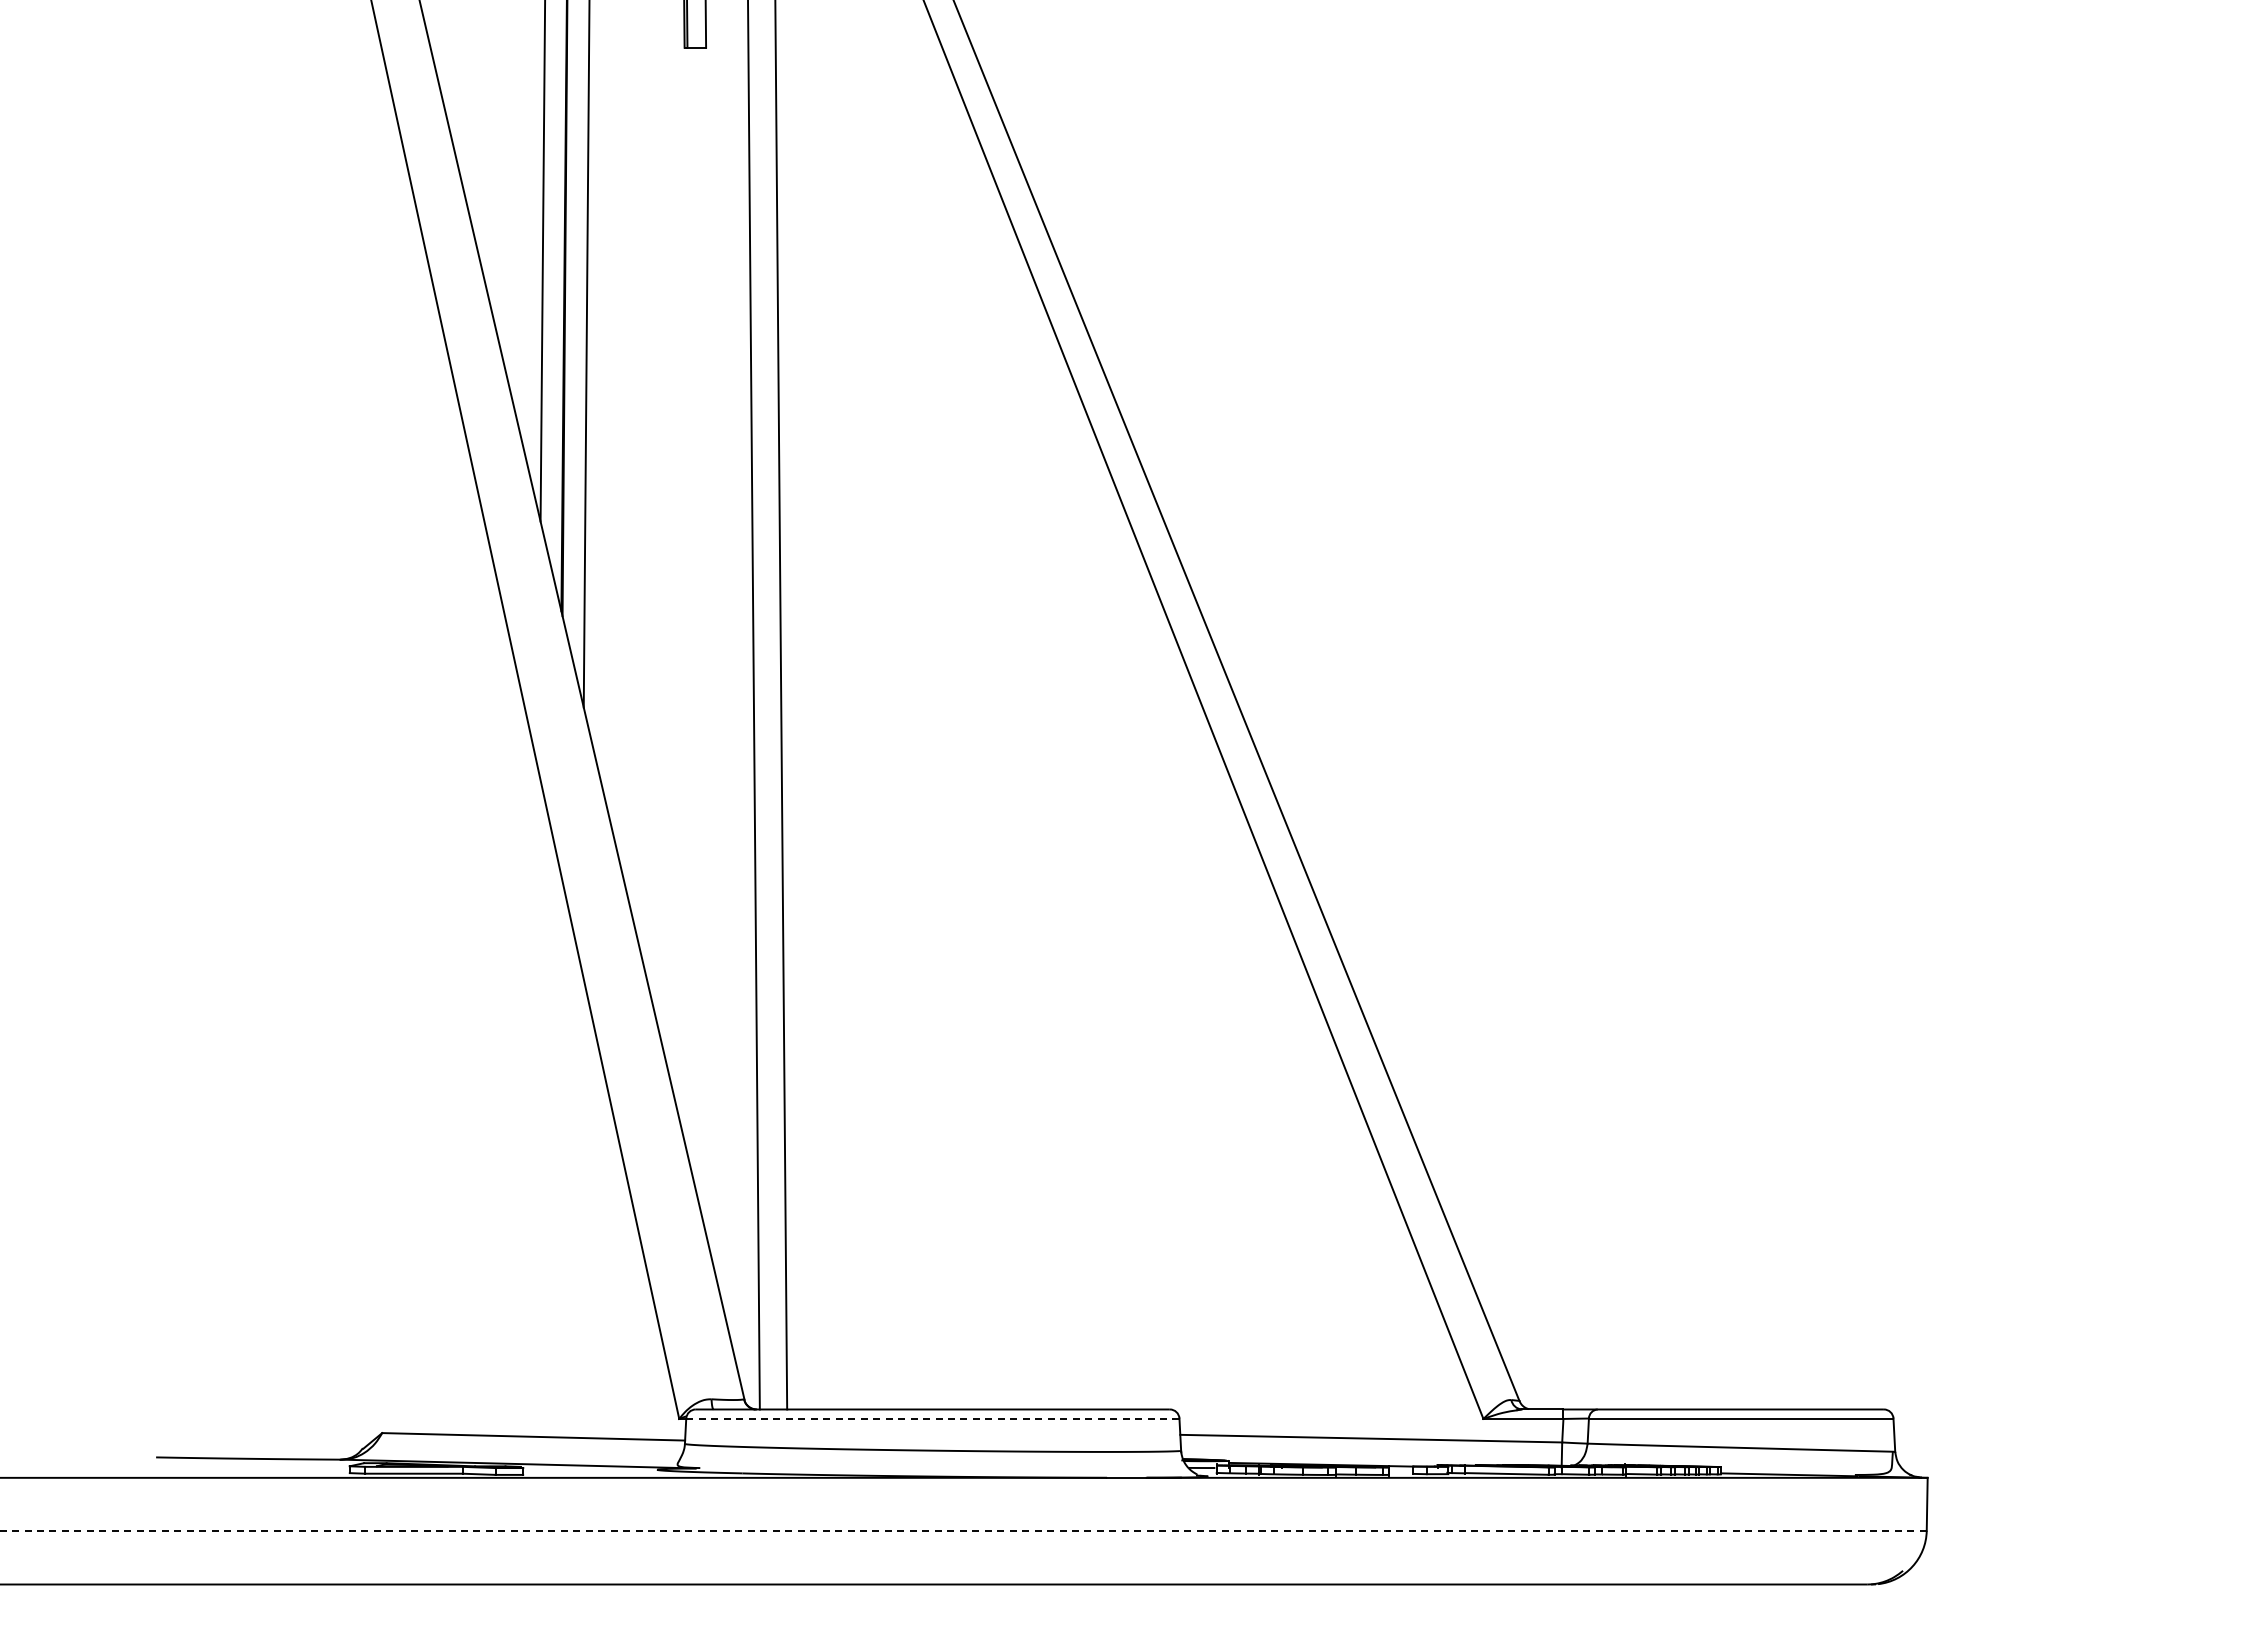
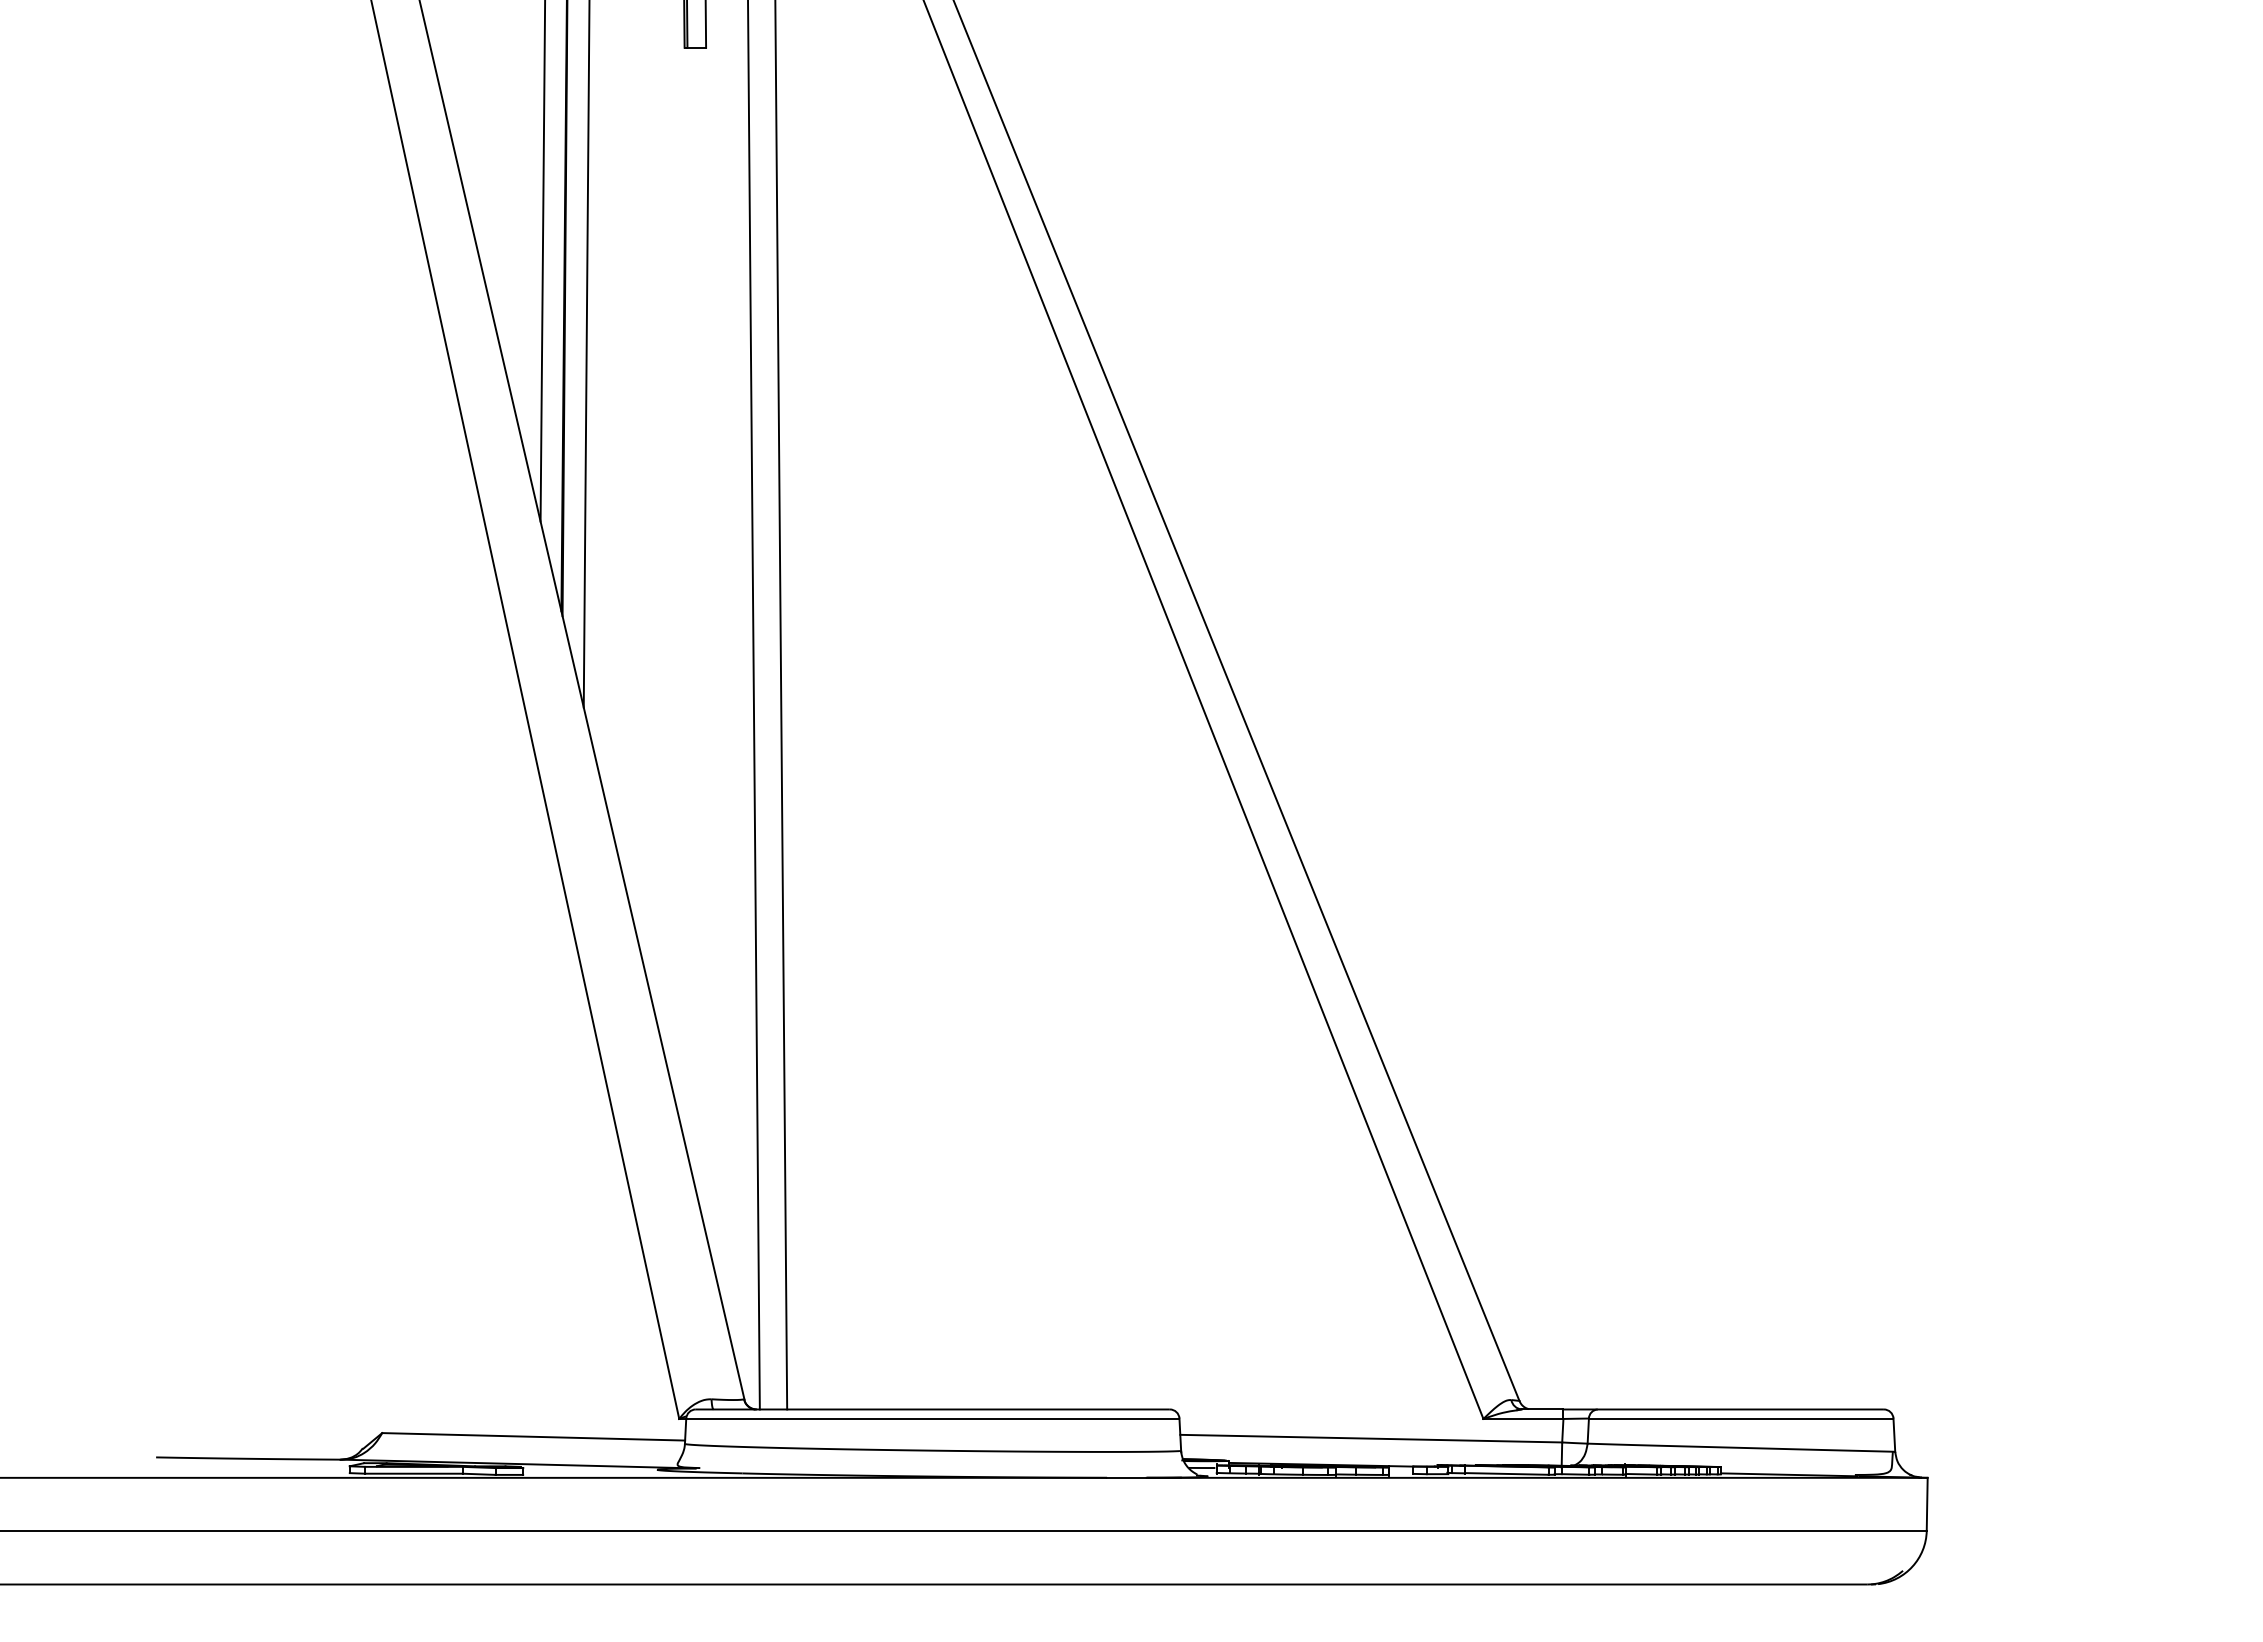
line: dashed -> solid (932, 1418)
line: dashed -> solid (963, 1530)
